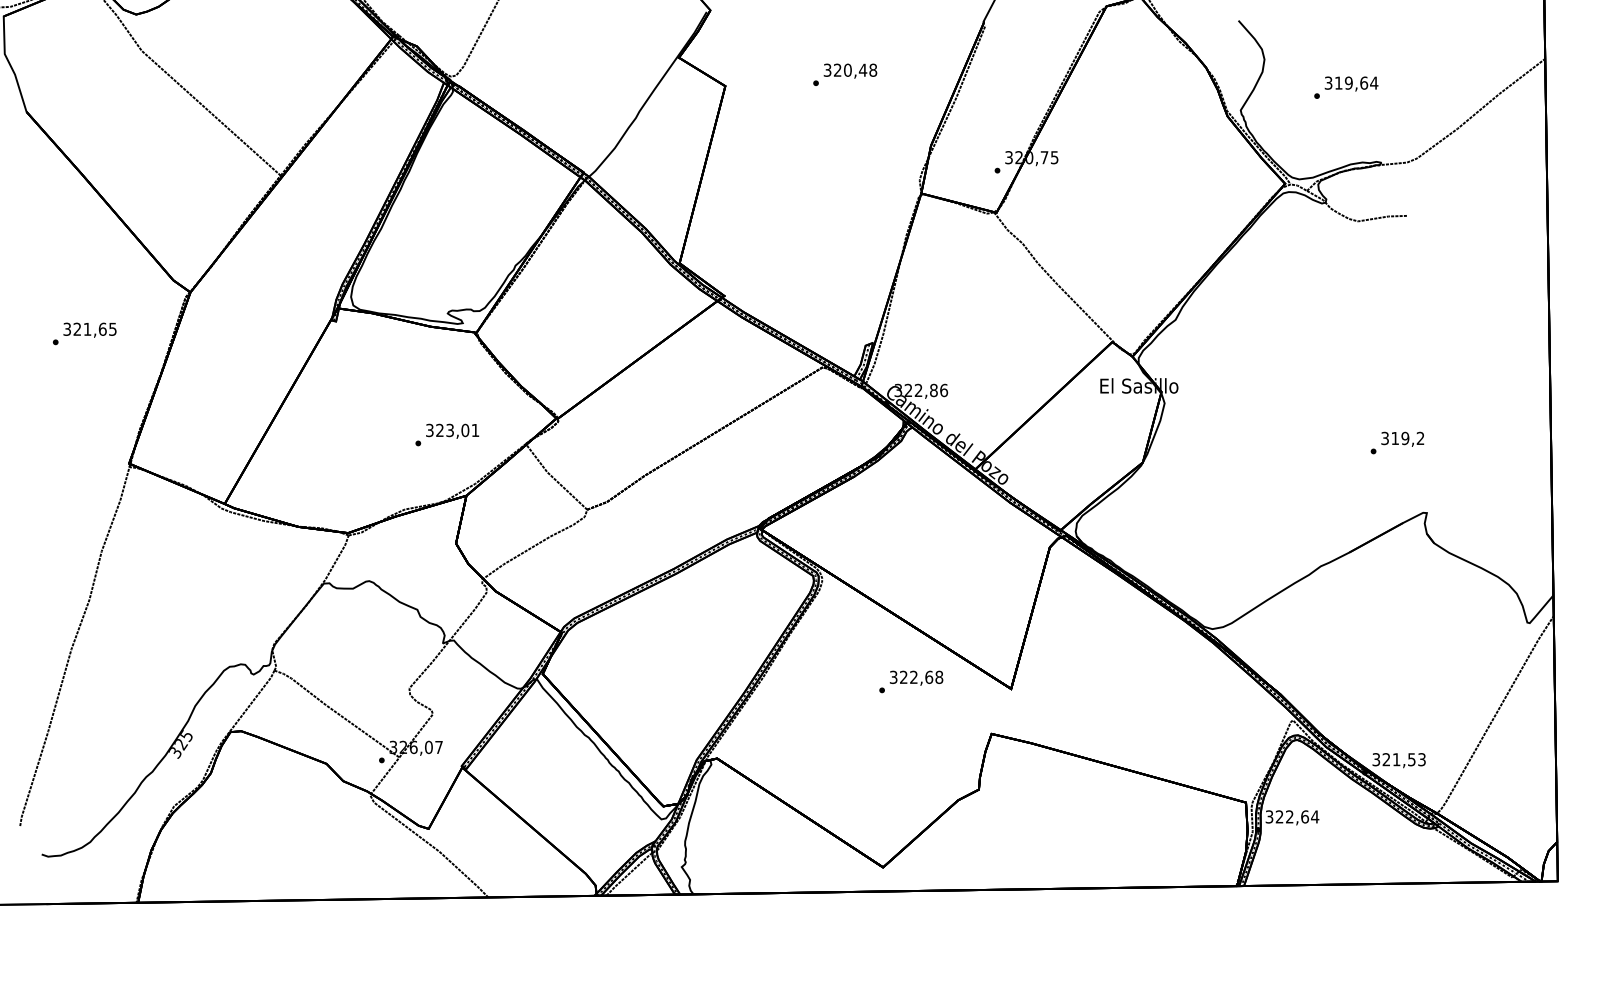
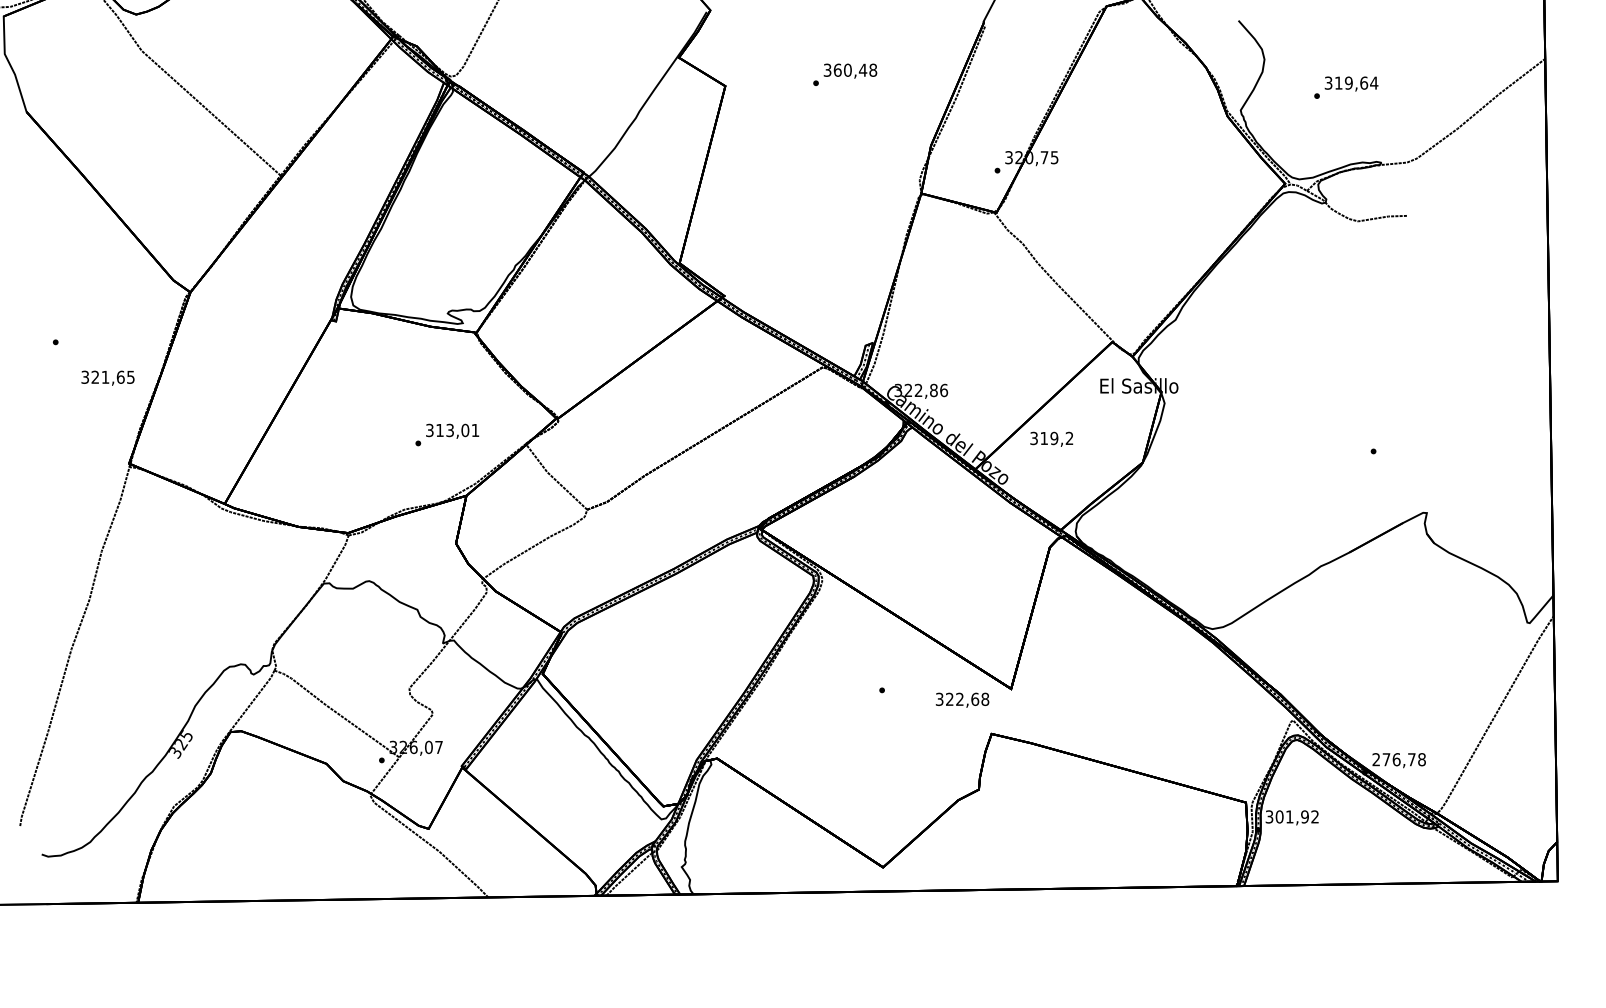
text: 320,48 -> 360,48 (837, 69)
text position: (89, 329) -> (107, 377) (107, 377)
text: 323,01 -> 313,01 (439, 429)
text position: (1402, 438) -> (1051, 438) (1051, 438)
text position: (916, 677) -> (962, 699) (962, 699)
text: 321,53 -> 276,78 (1398, 759)
text: 322,64 -> 301,92 (1297, 816)
